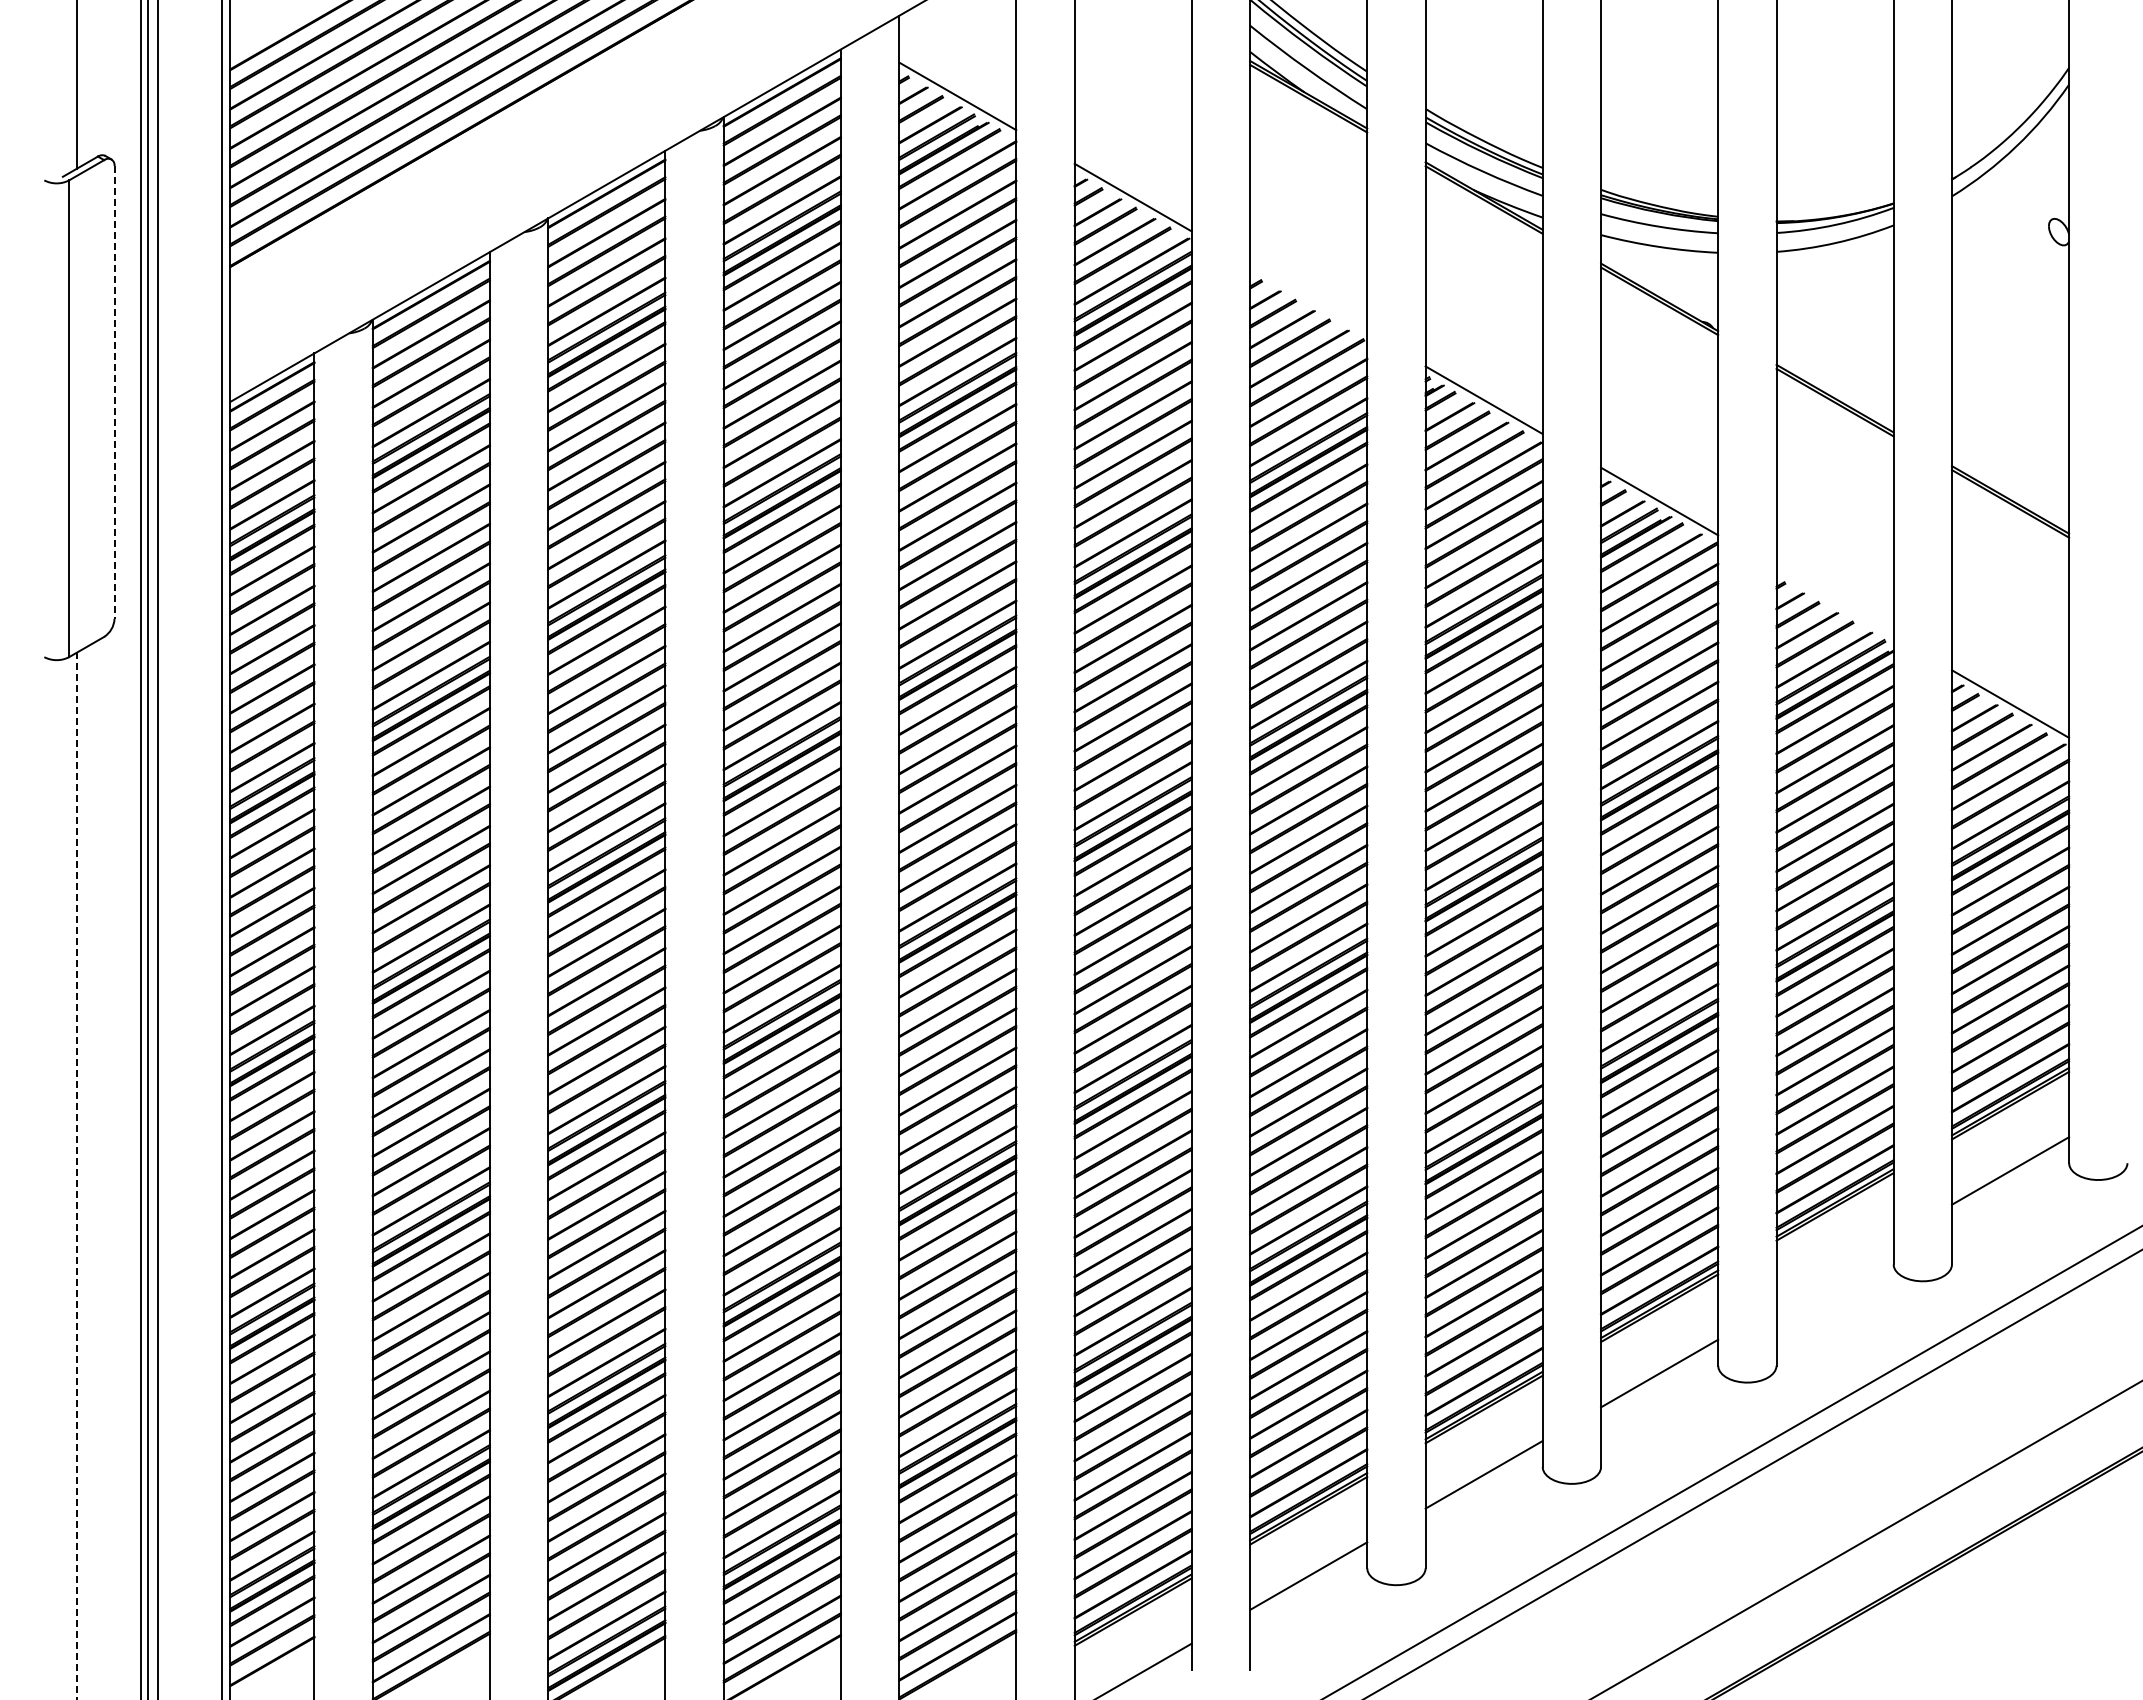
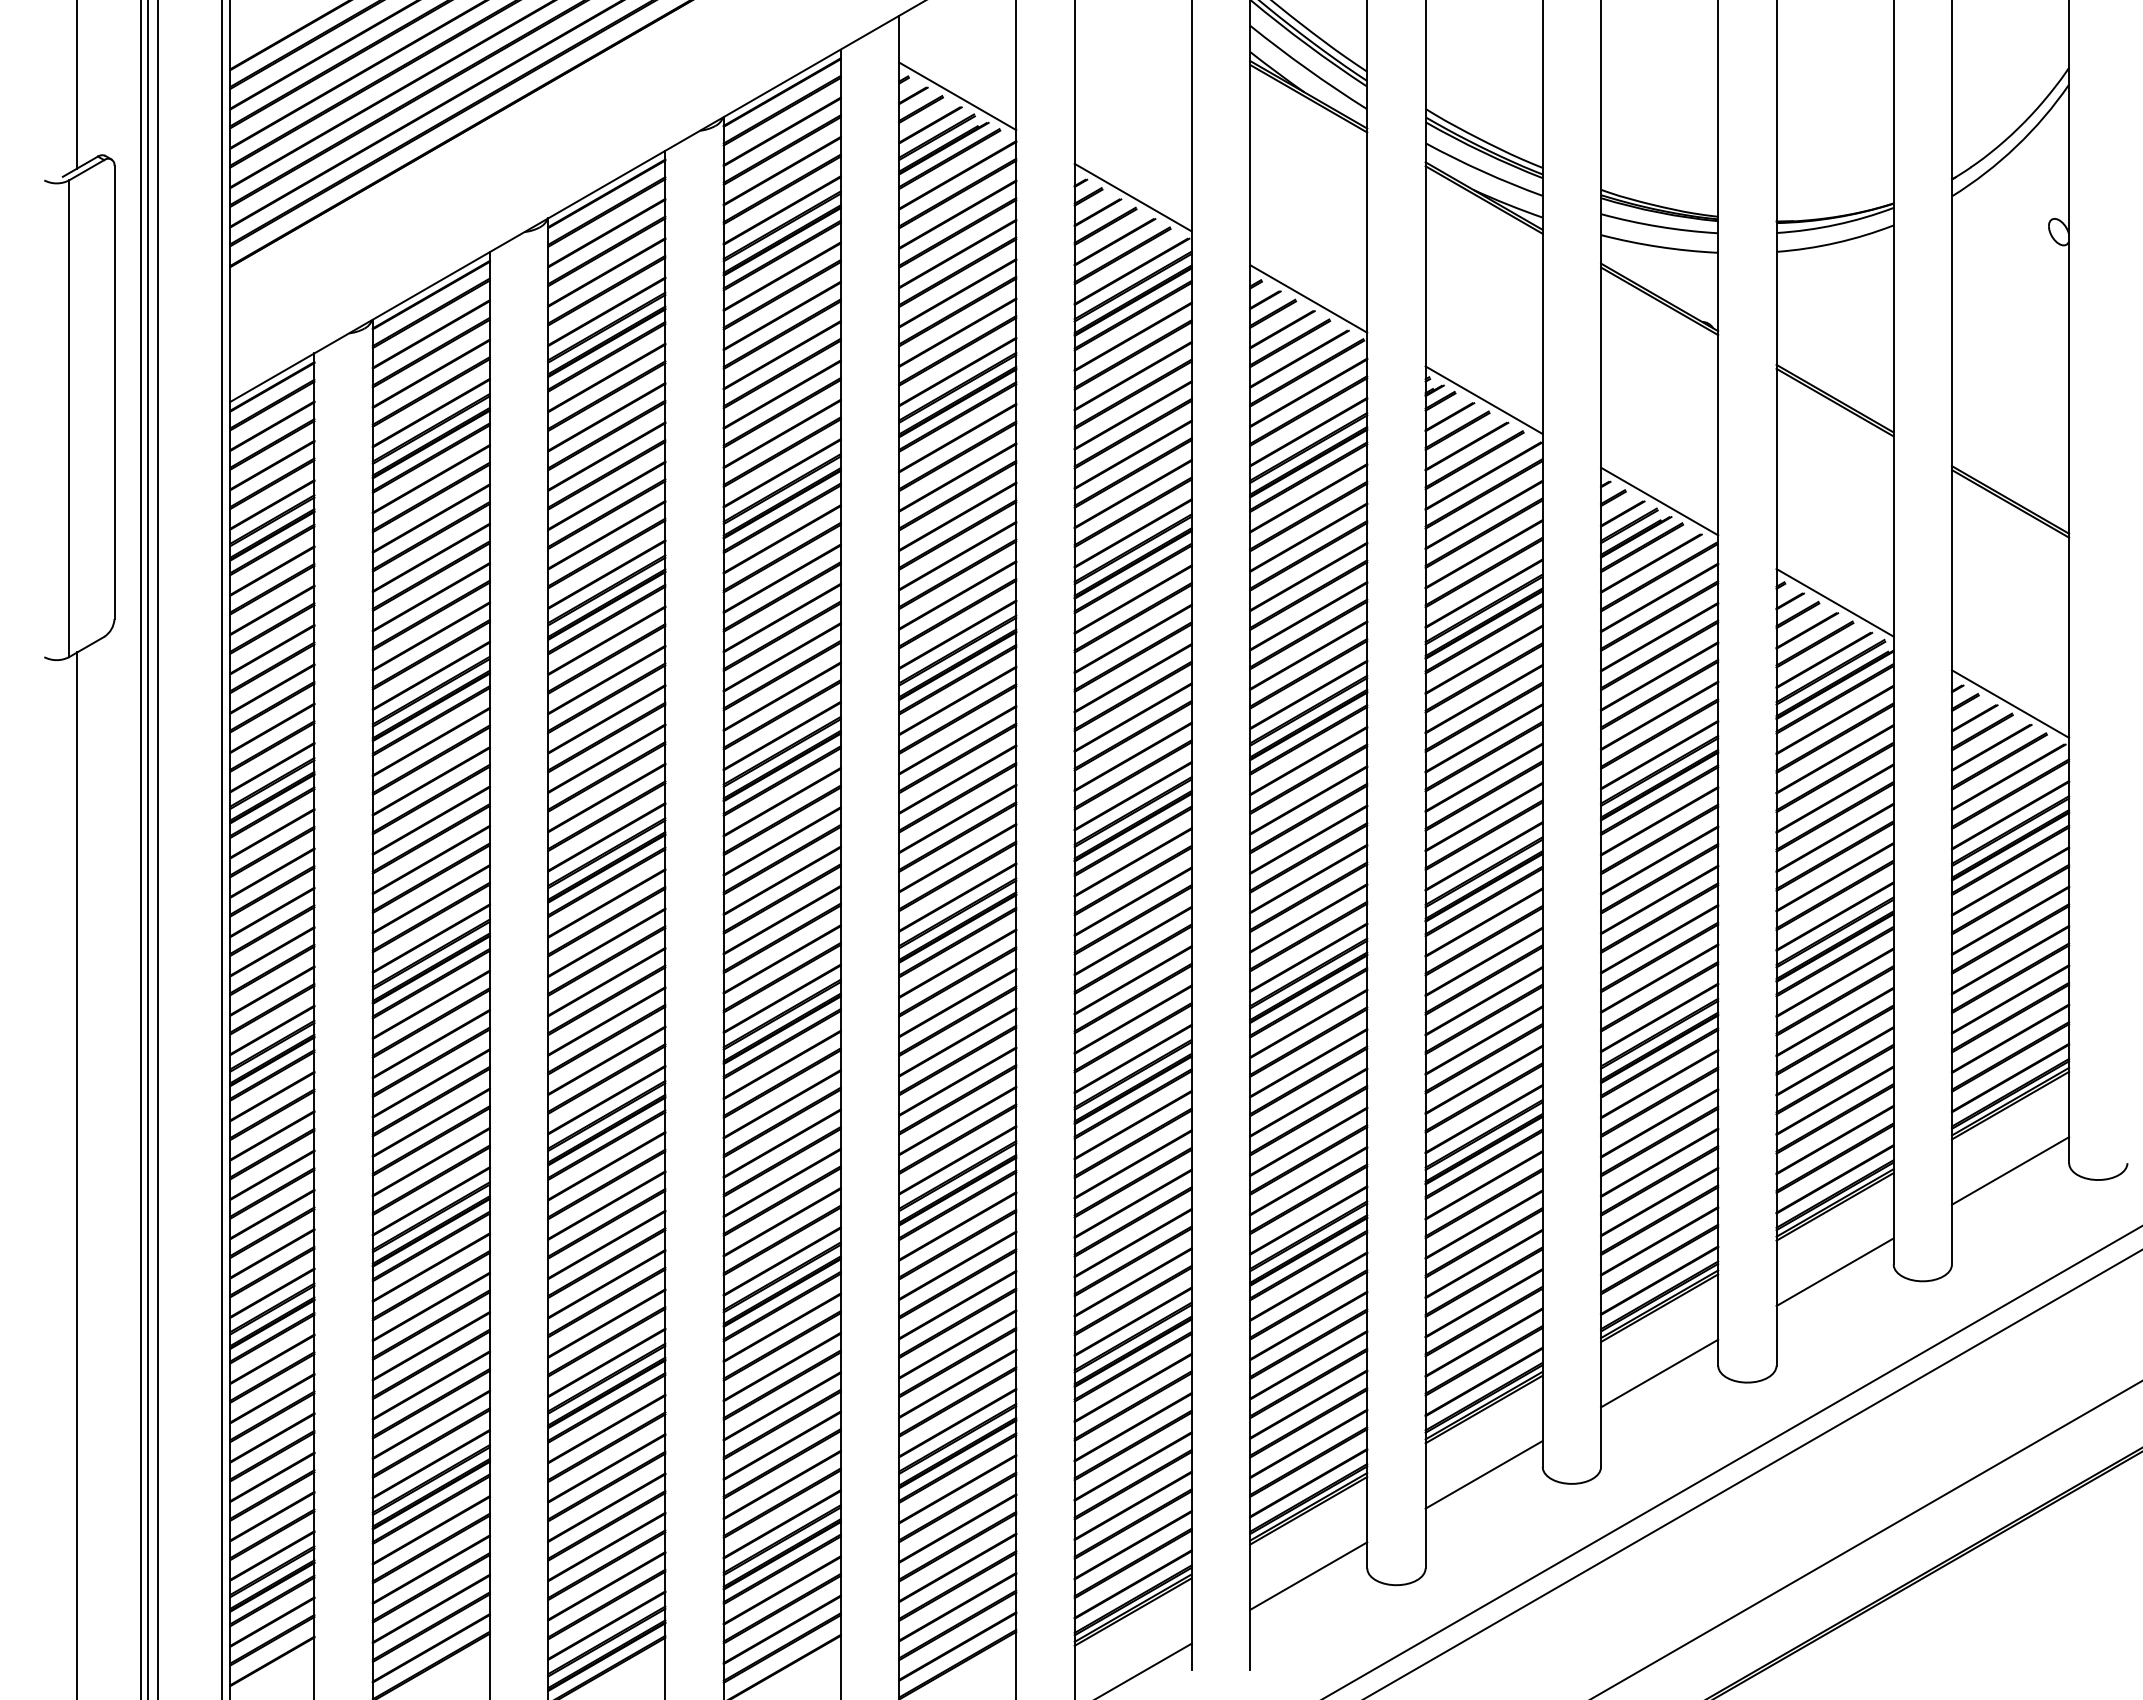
line: none -> present (1308, 298)
line: dashed -> solid (114, 393)
line: none -> present (1834, 602)
line: dashed -> solid (77, 1176)
line: none -> present (1834, 1272)
